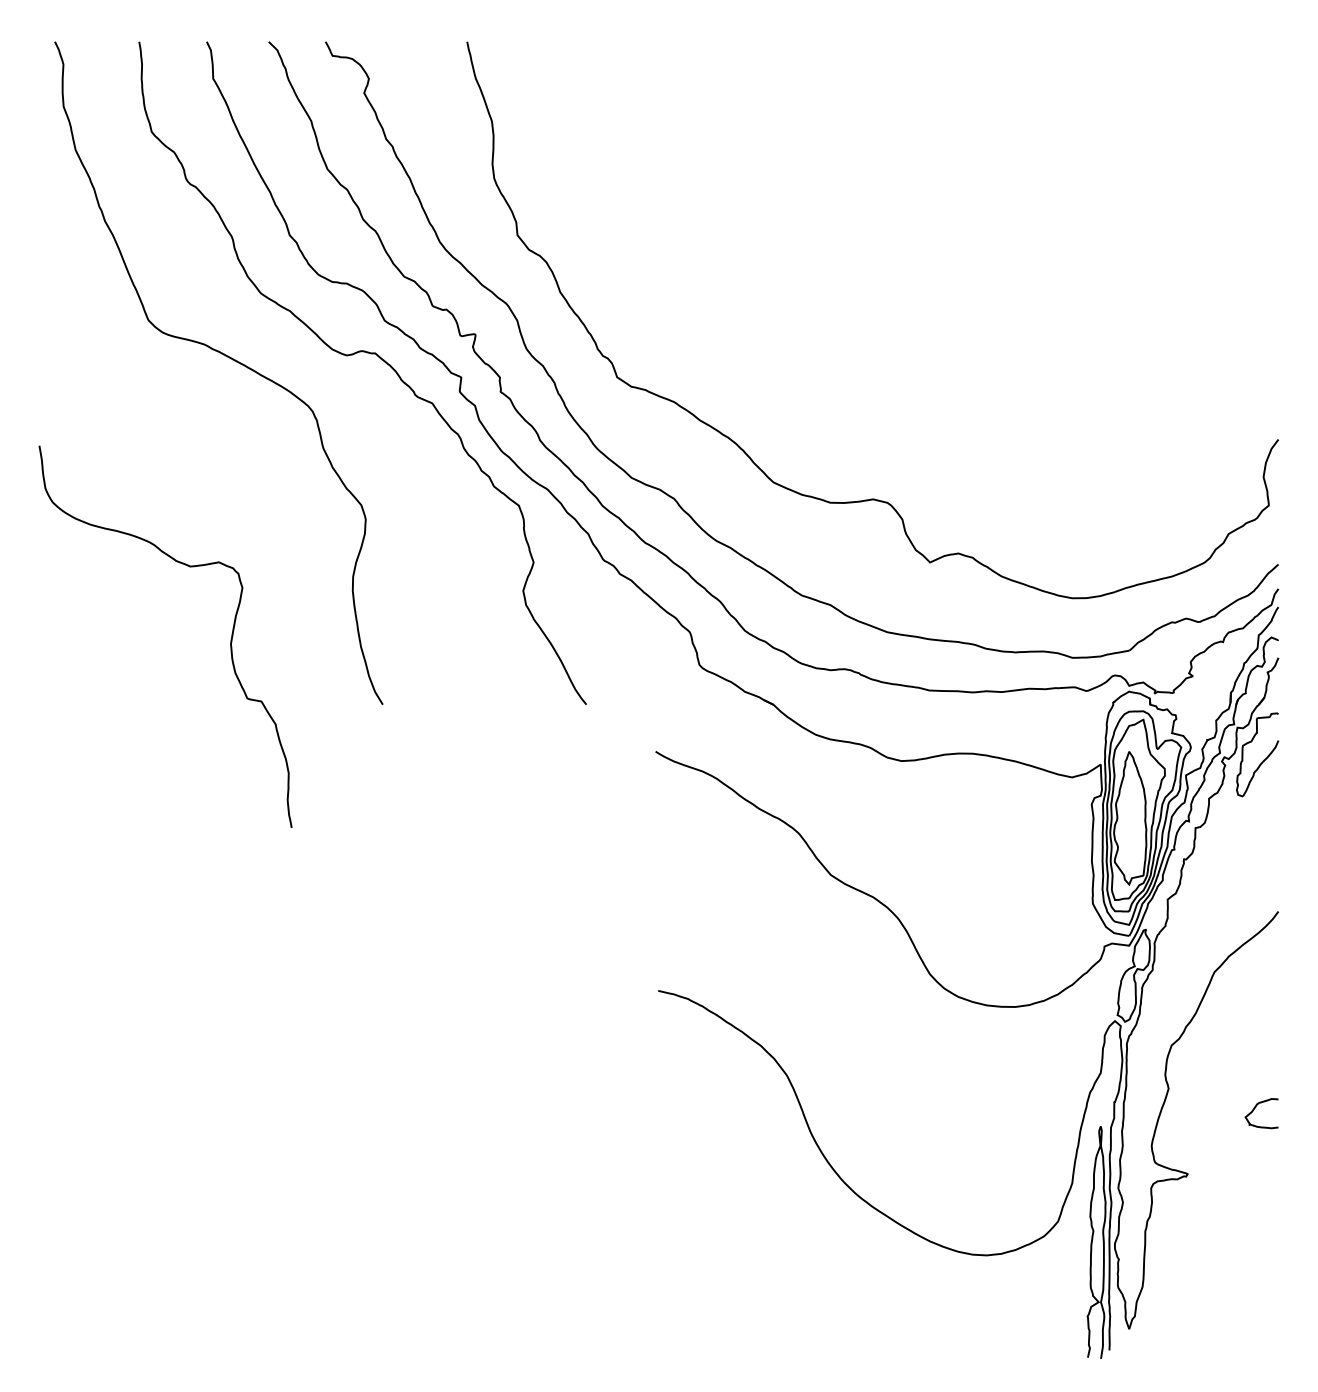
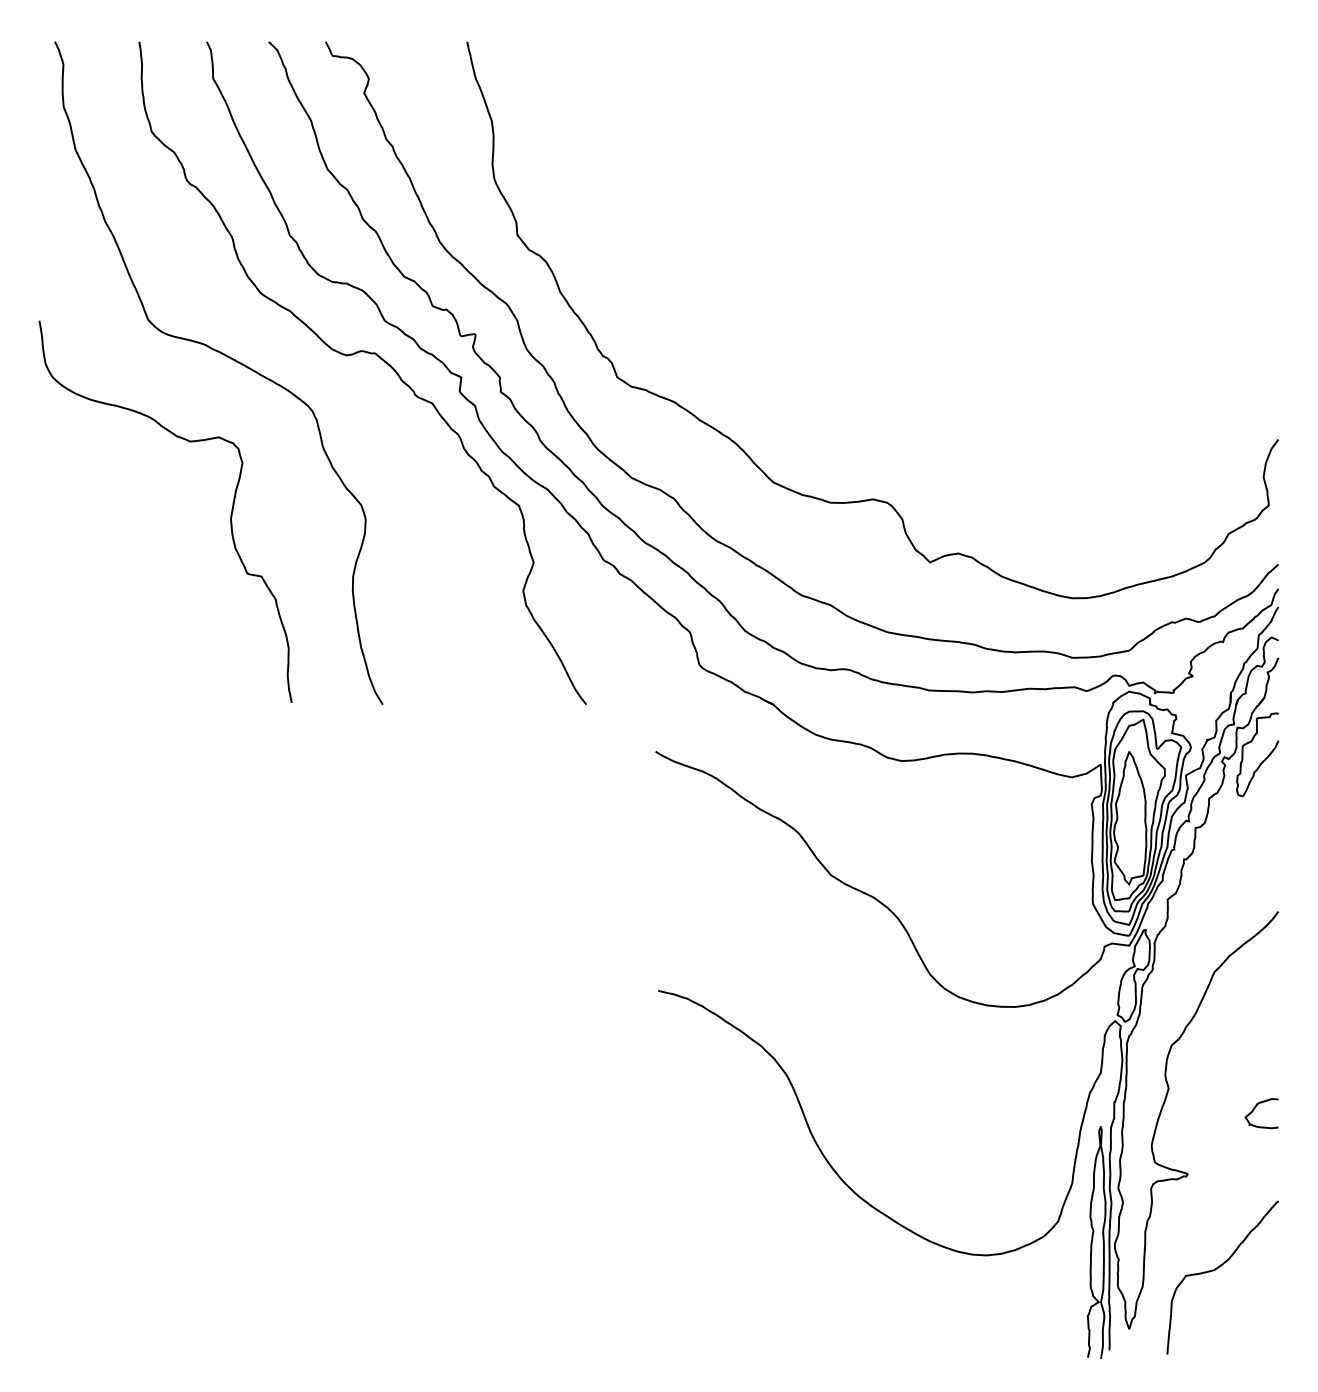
curve position: (230, 639) -> (230, 514) (230, 514)
curve: none -> present (1217, 1269)
